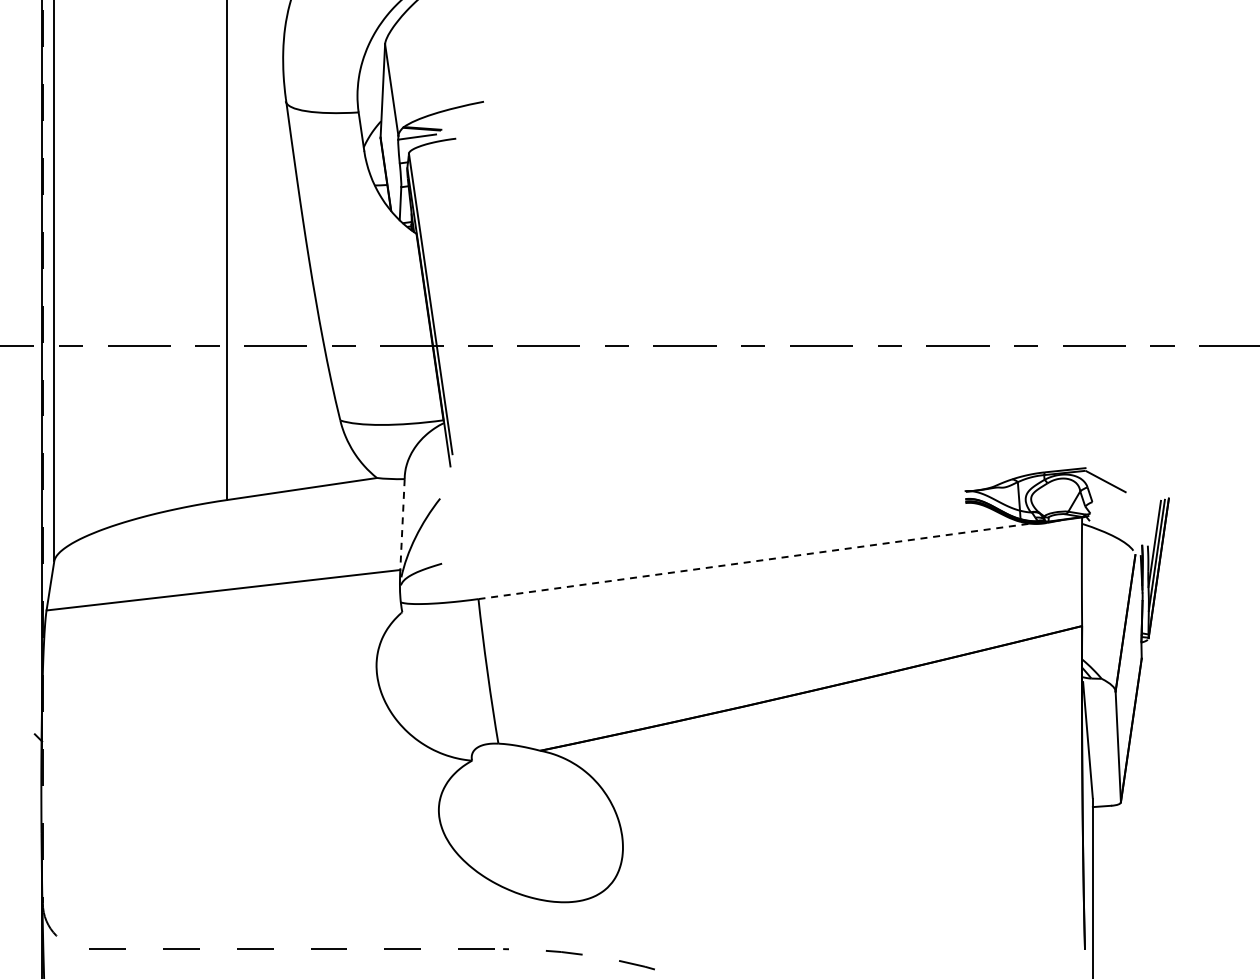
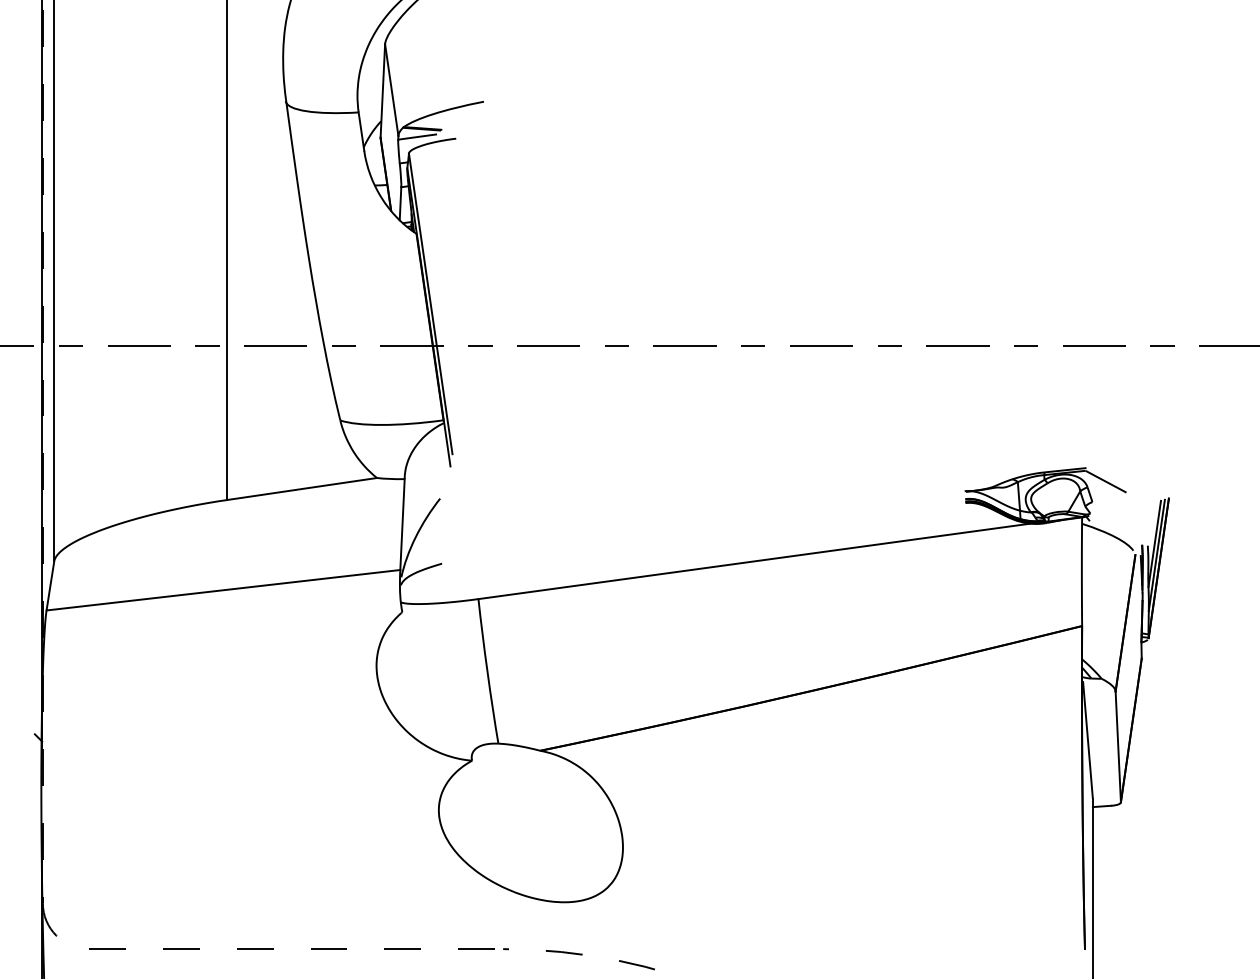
line: dashed -> solid (402, 525)
line: dashed -> solid (754, 561)
